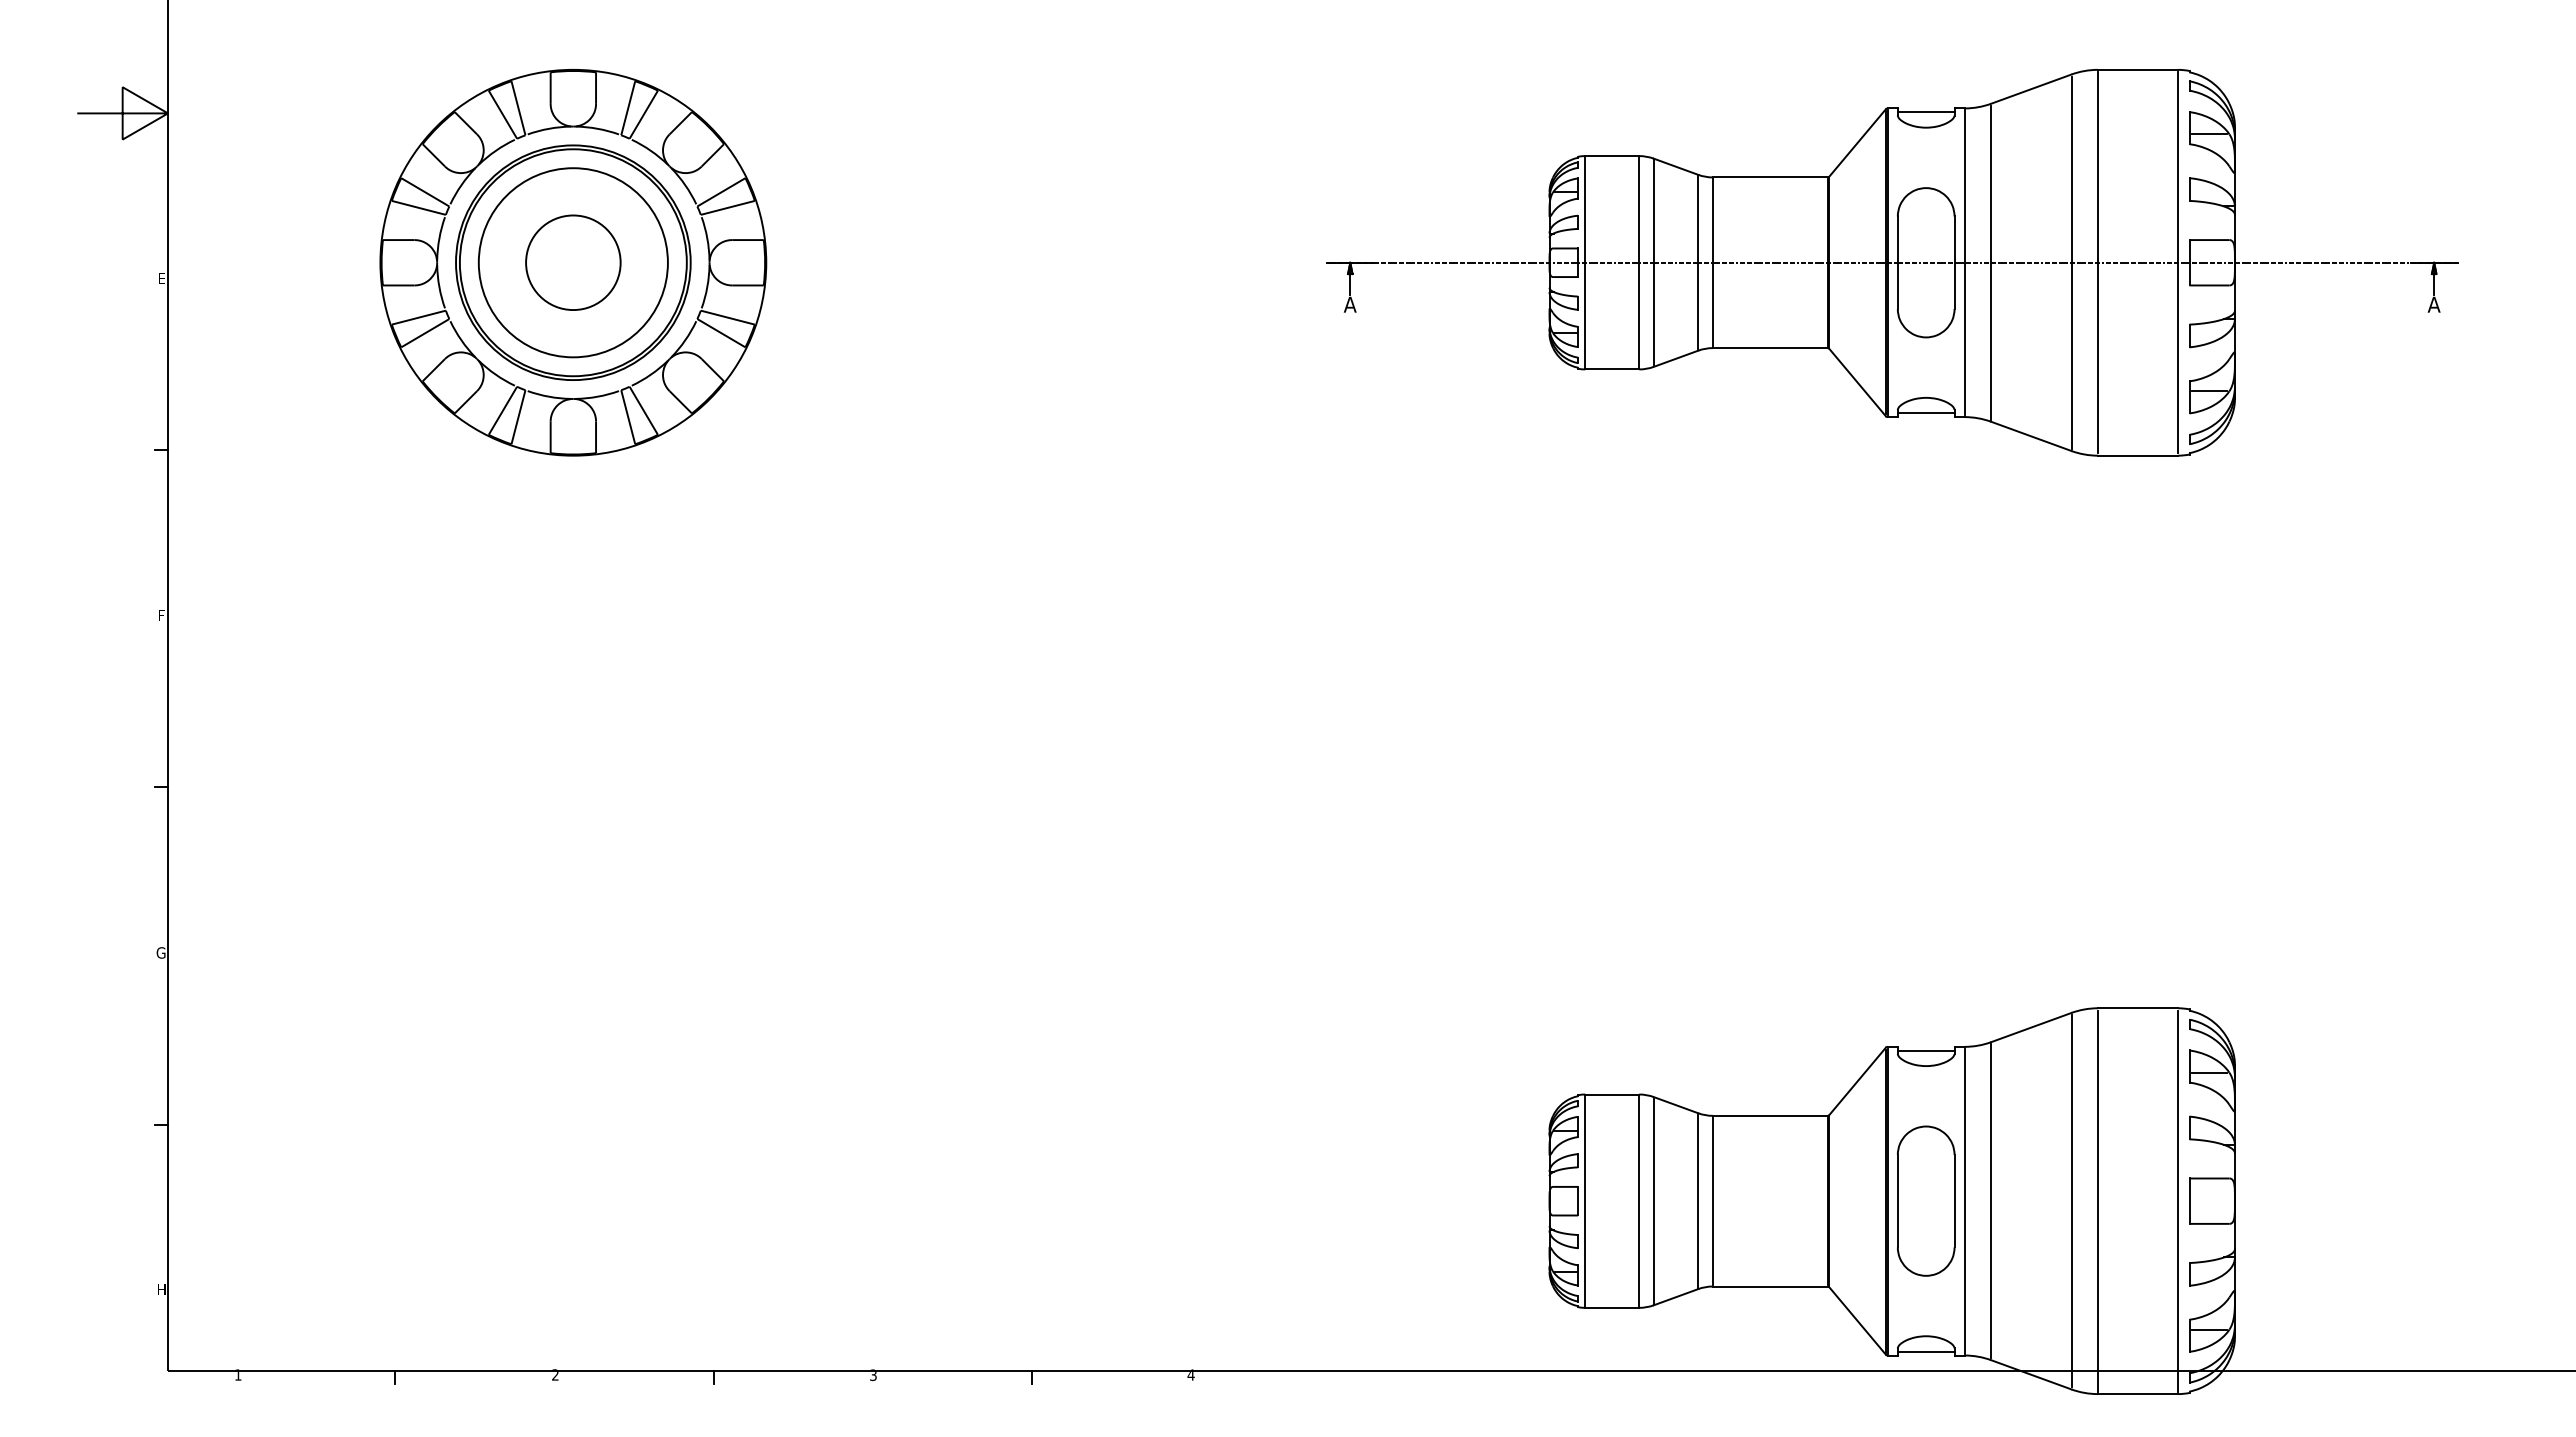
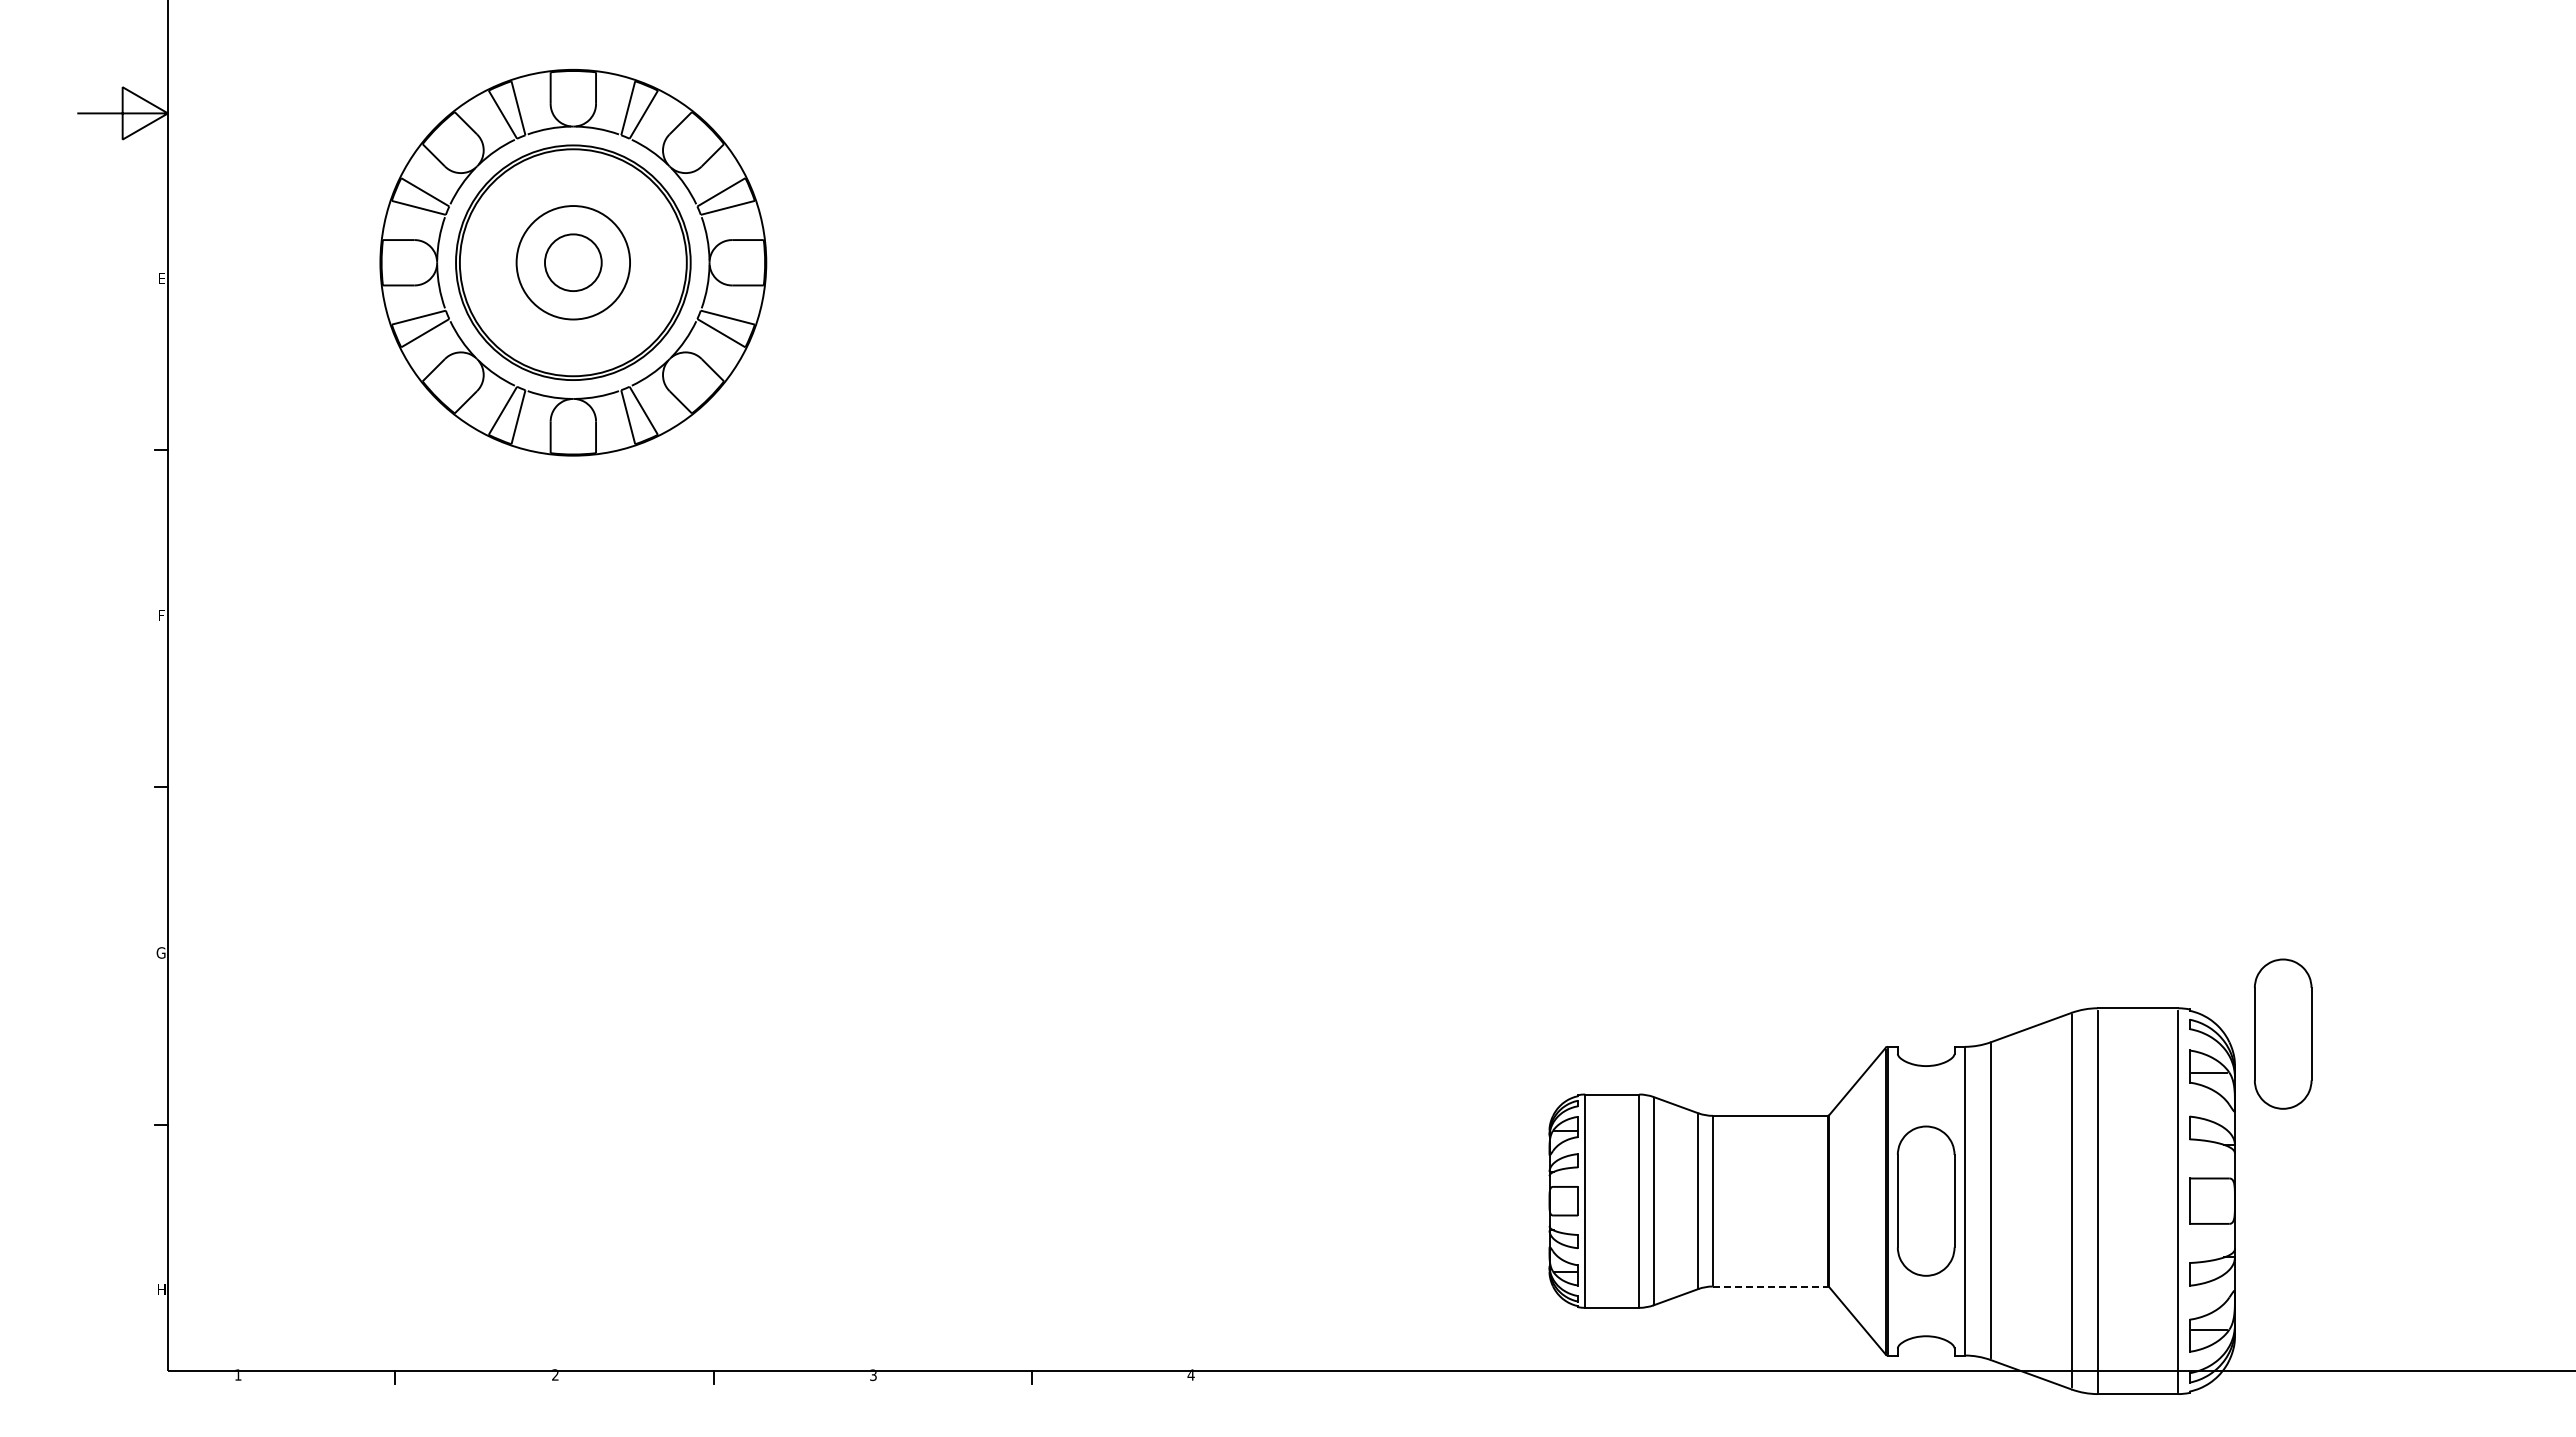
circle diameter: 189 px -> 113 px (573, 262)
circle diameter: 95 px -> 57 px (572, 262)
part: present -> none (1892, 262)
part: none -> present (2283, 1033)
line: present -> none (1925, 1050)
line: solid -> dashed (1770, 1286)
line: present -> none (1925, 1351)
